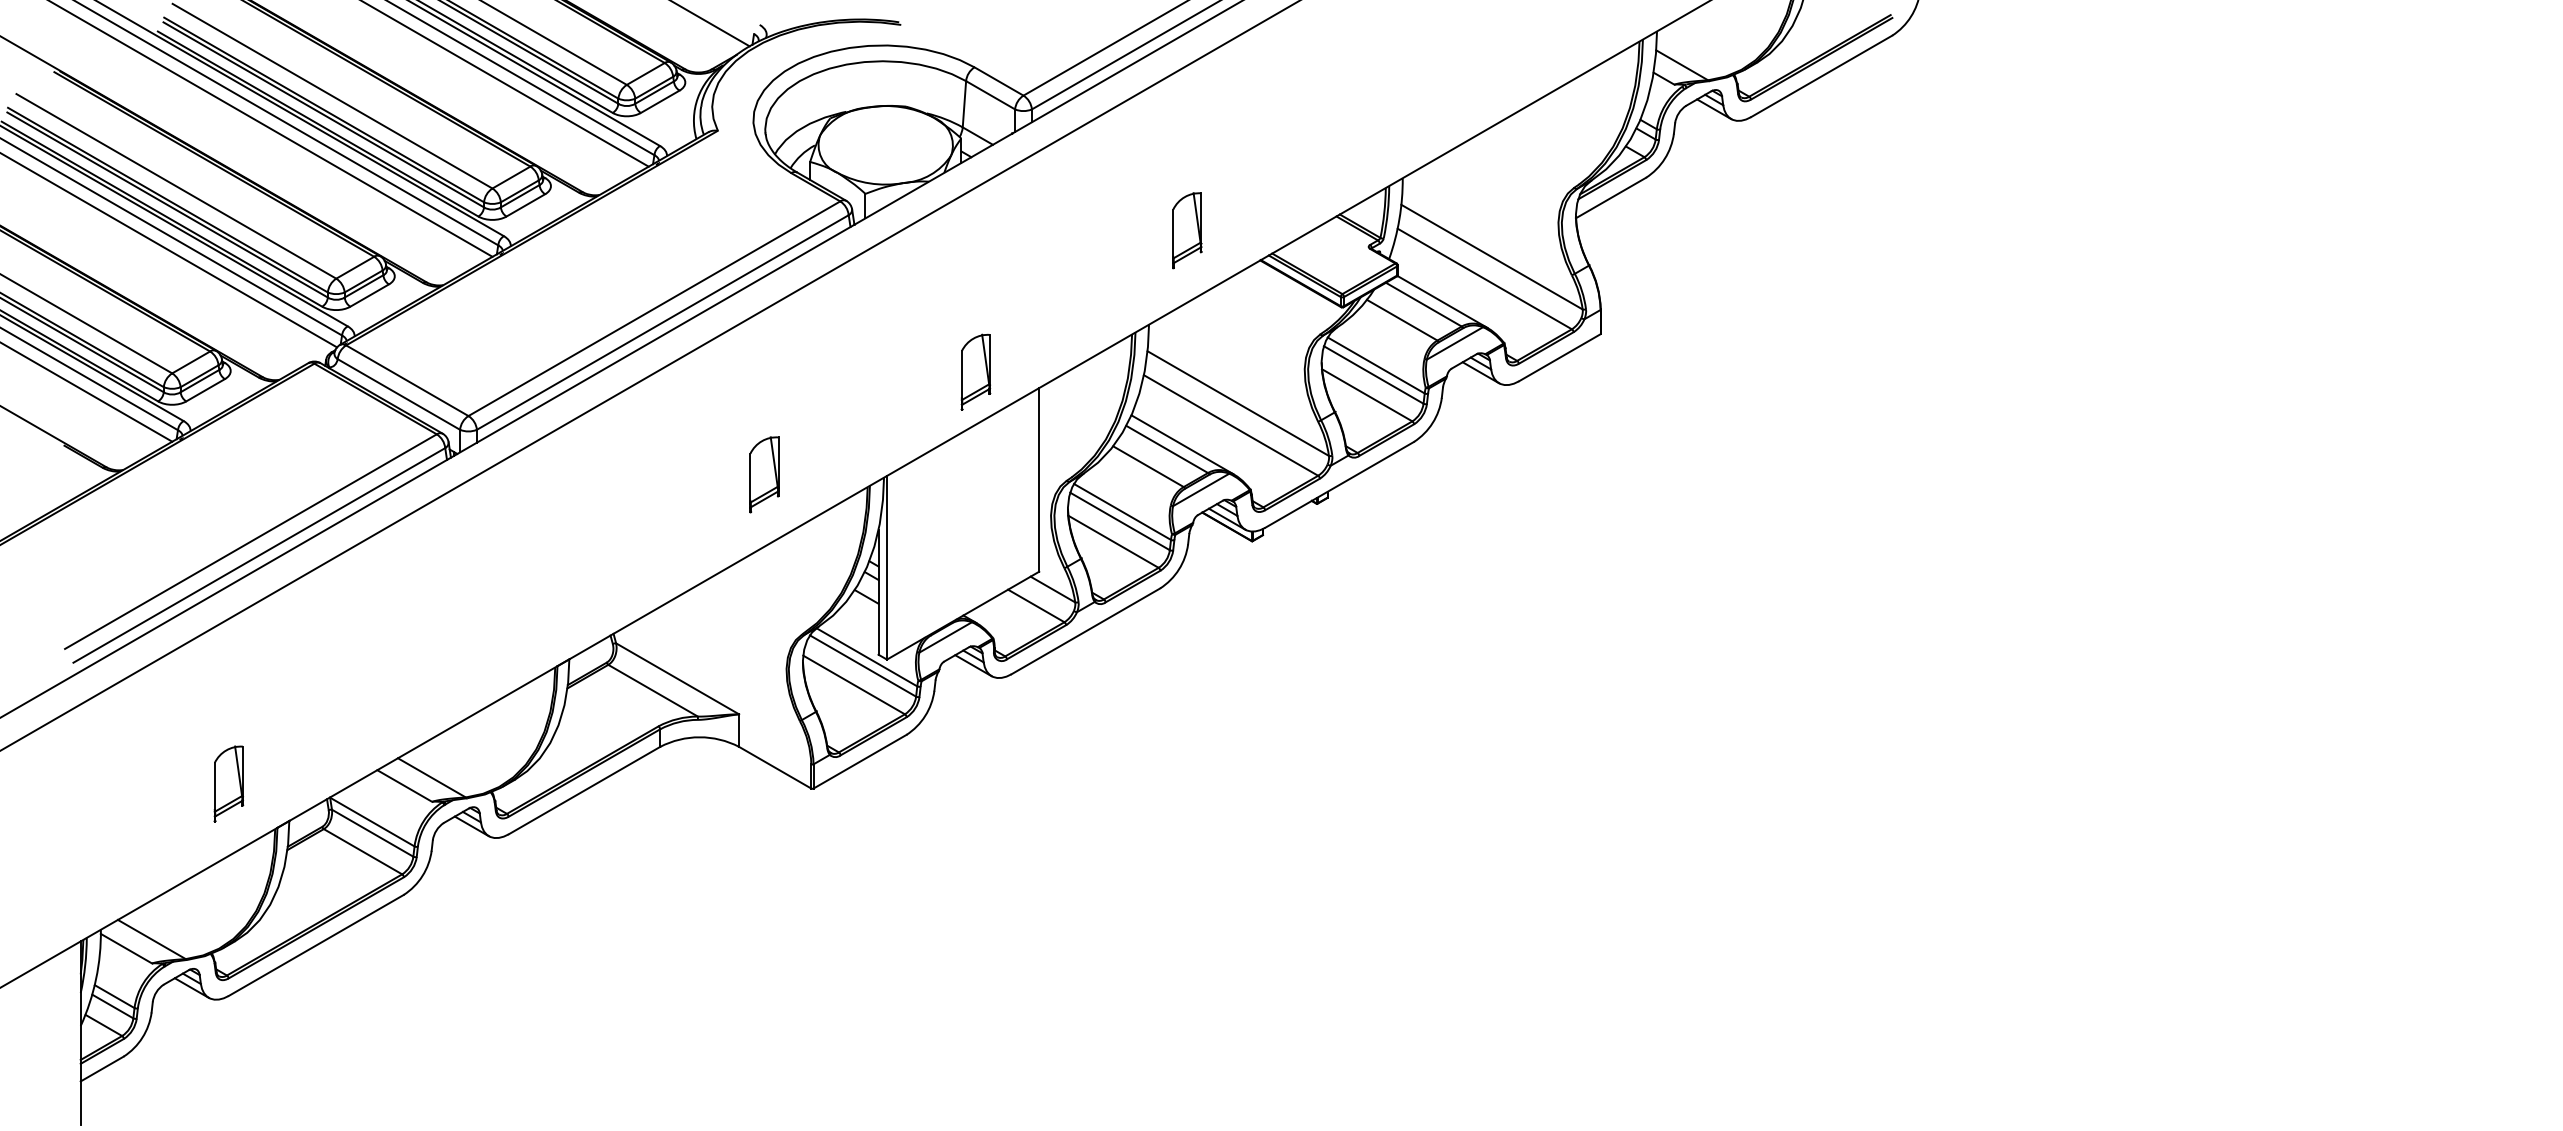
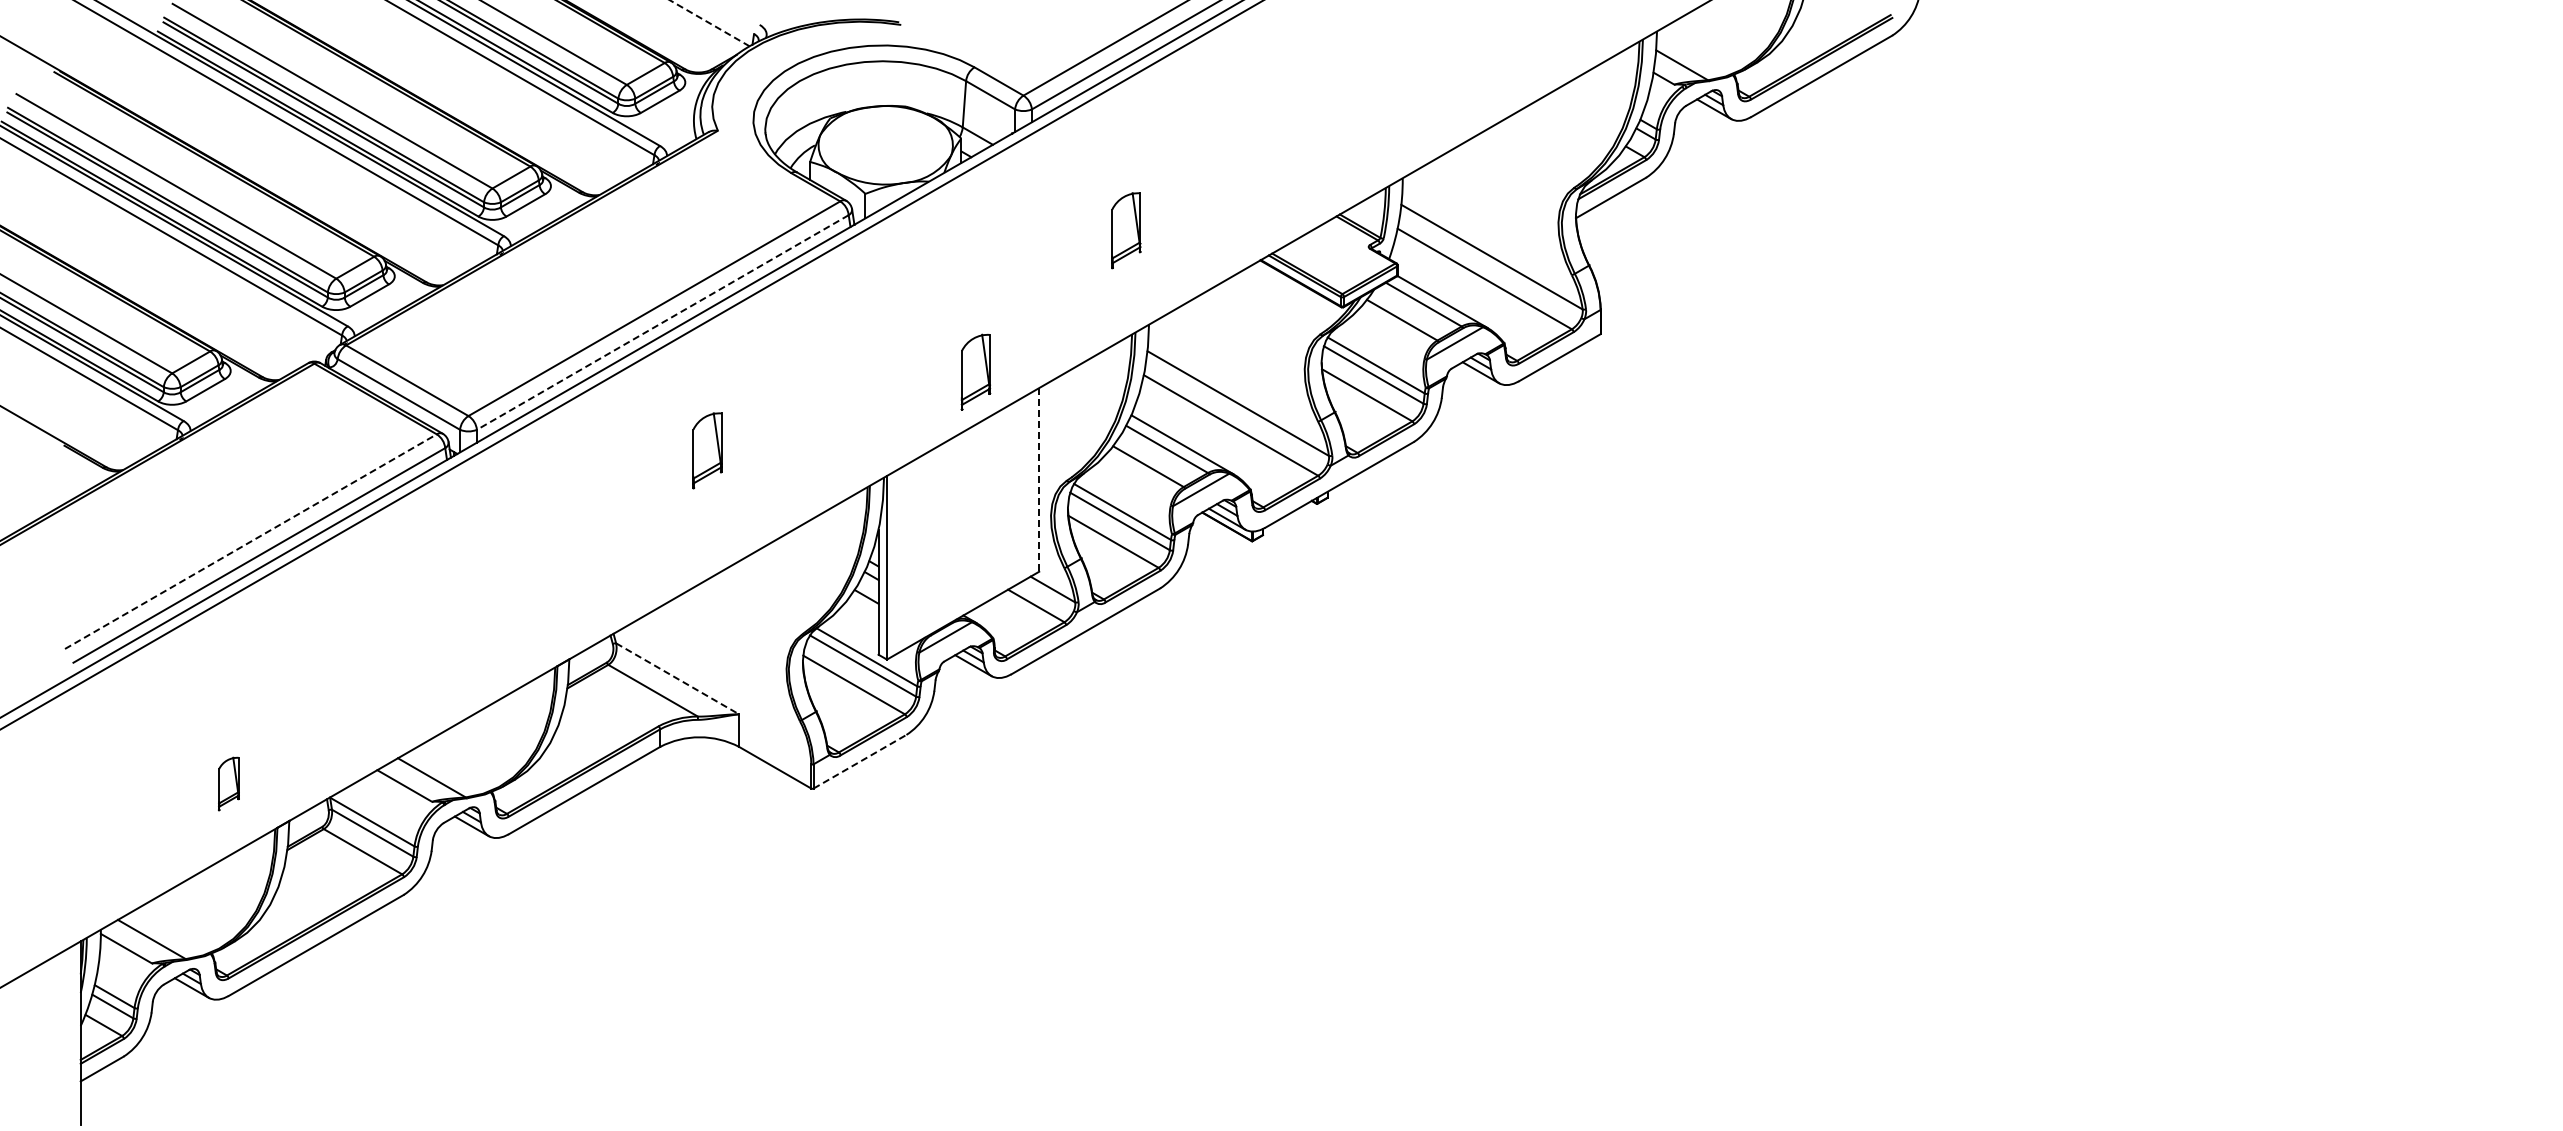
line: solid -> dashed (709, 23)
line: present -> none (505, 84)
line: present -> none (271, 129)
part position: (1187, 230) -> (1126, 230) (1126, 230)
line: present -> none (169, 250)
line: solid -> dashed (662, 322)
line position: (649, 375) -> (631, 365) (631, 365)
line: present -> none (87, 392)
part position: (764, 474) -> (707, 450) (707, 450)
line: solid -> dashed (1039, 479)
line: solid -> dashed (250, 541)
line: solid -> dashed (678, 679)
line: solid -> dashed (860, 761)
part size: 32x78 px -> 22x56 px (228, 783)
